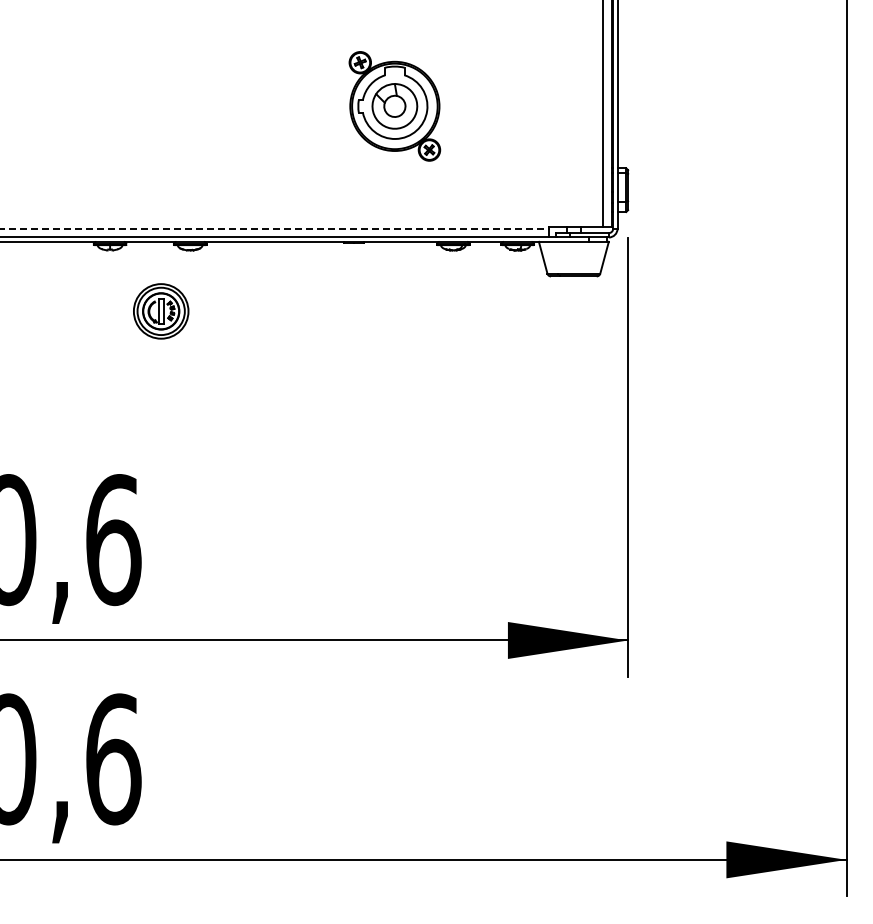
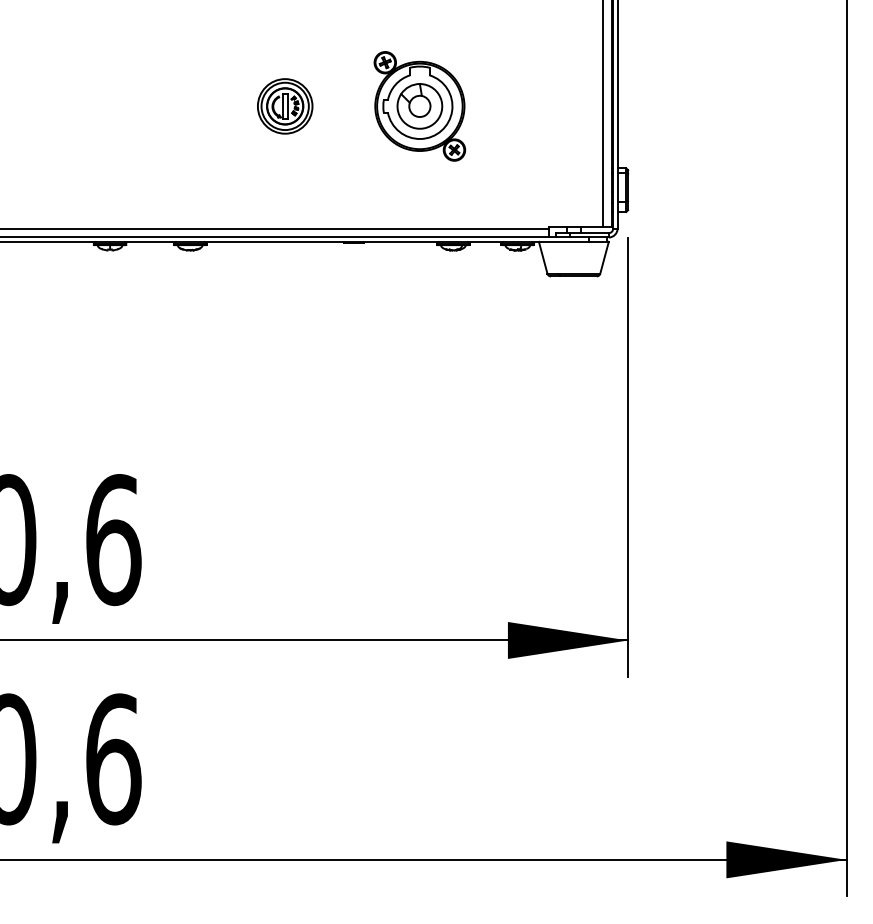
part position: (394, 106) -> (419, 106) (419, 106)
line: dashed -> solid (275, 228)
part position: (161, 311) -> (285, 106) (285, 106)
